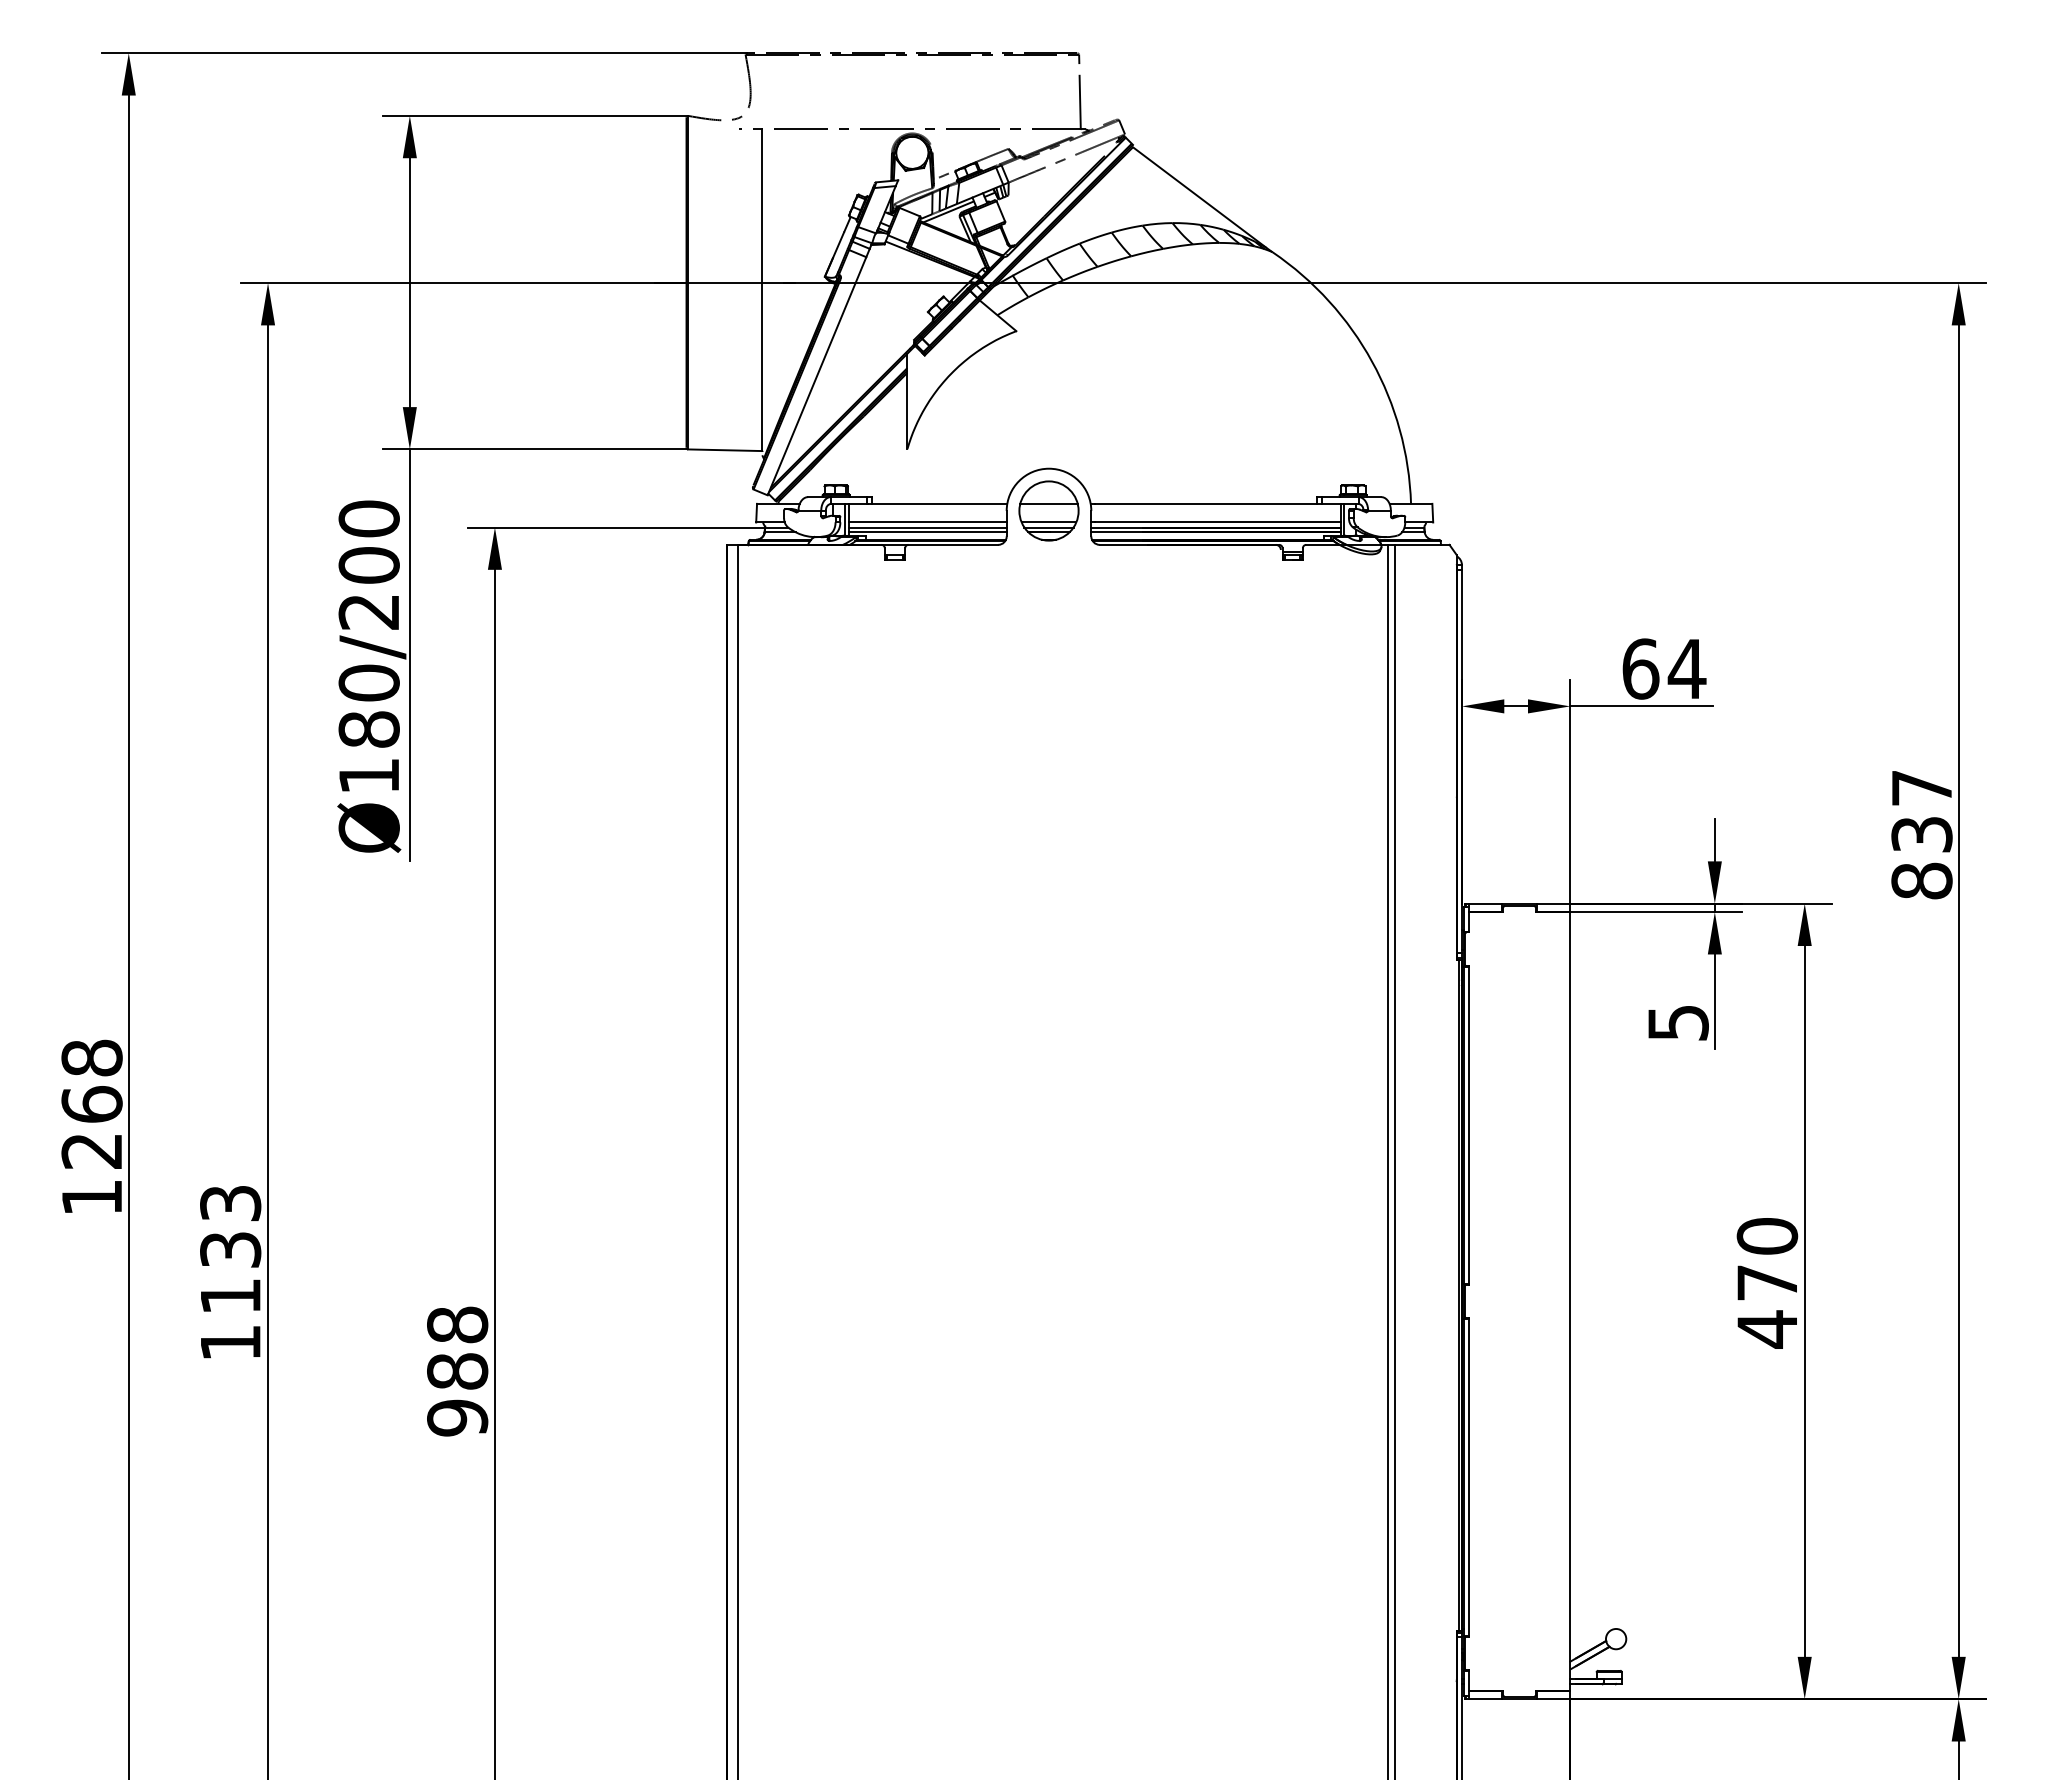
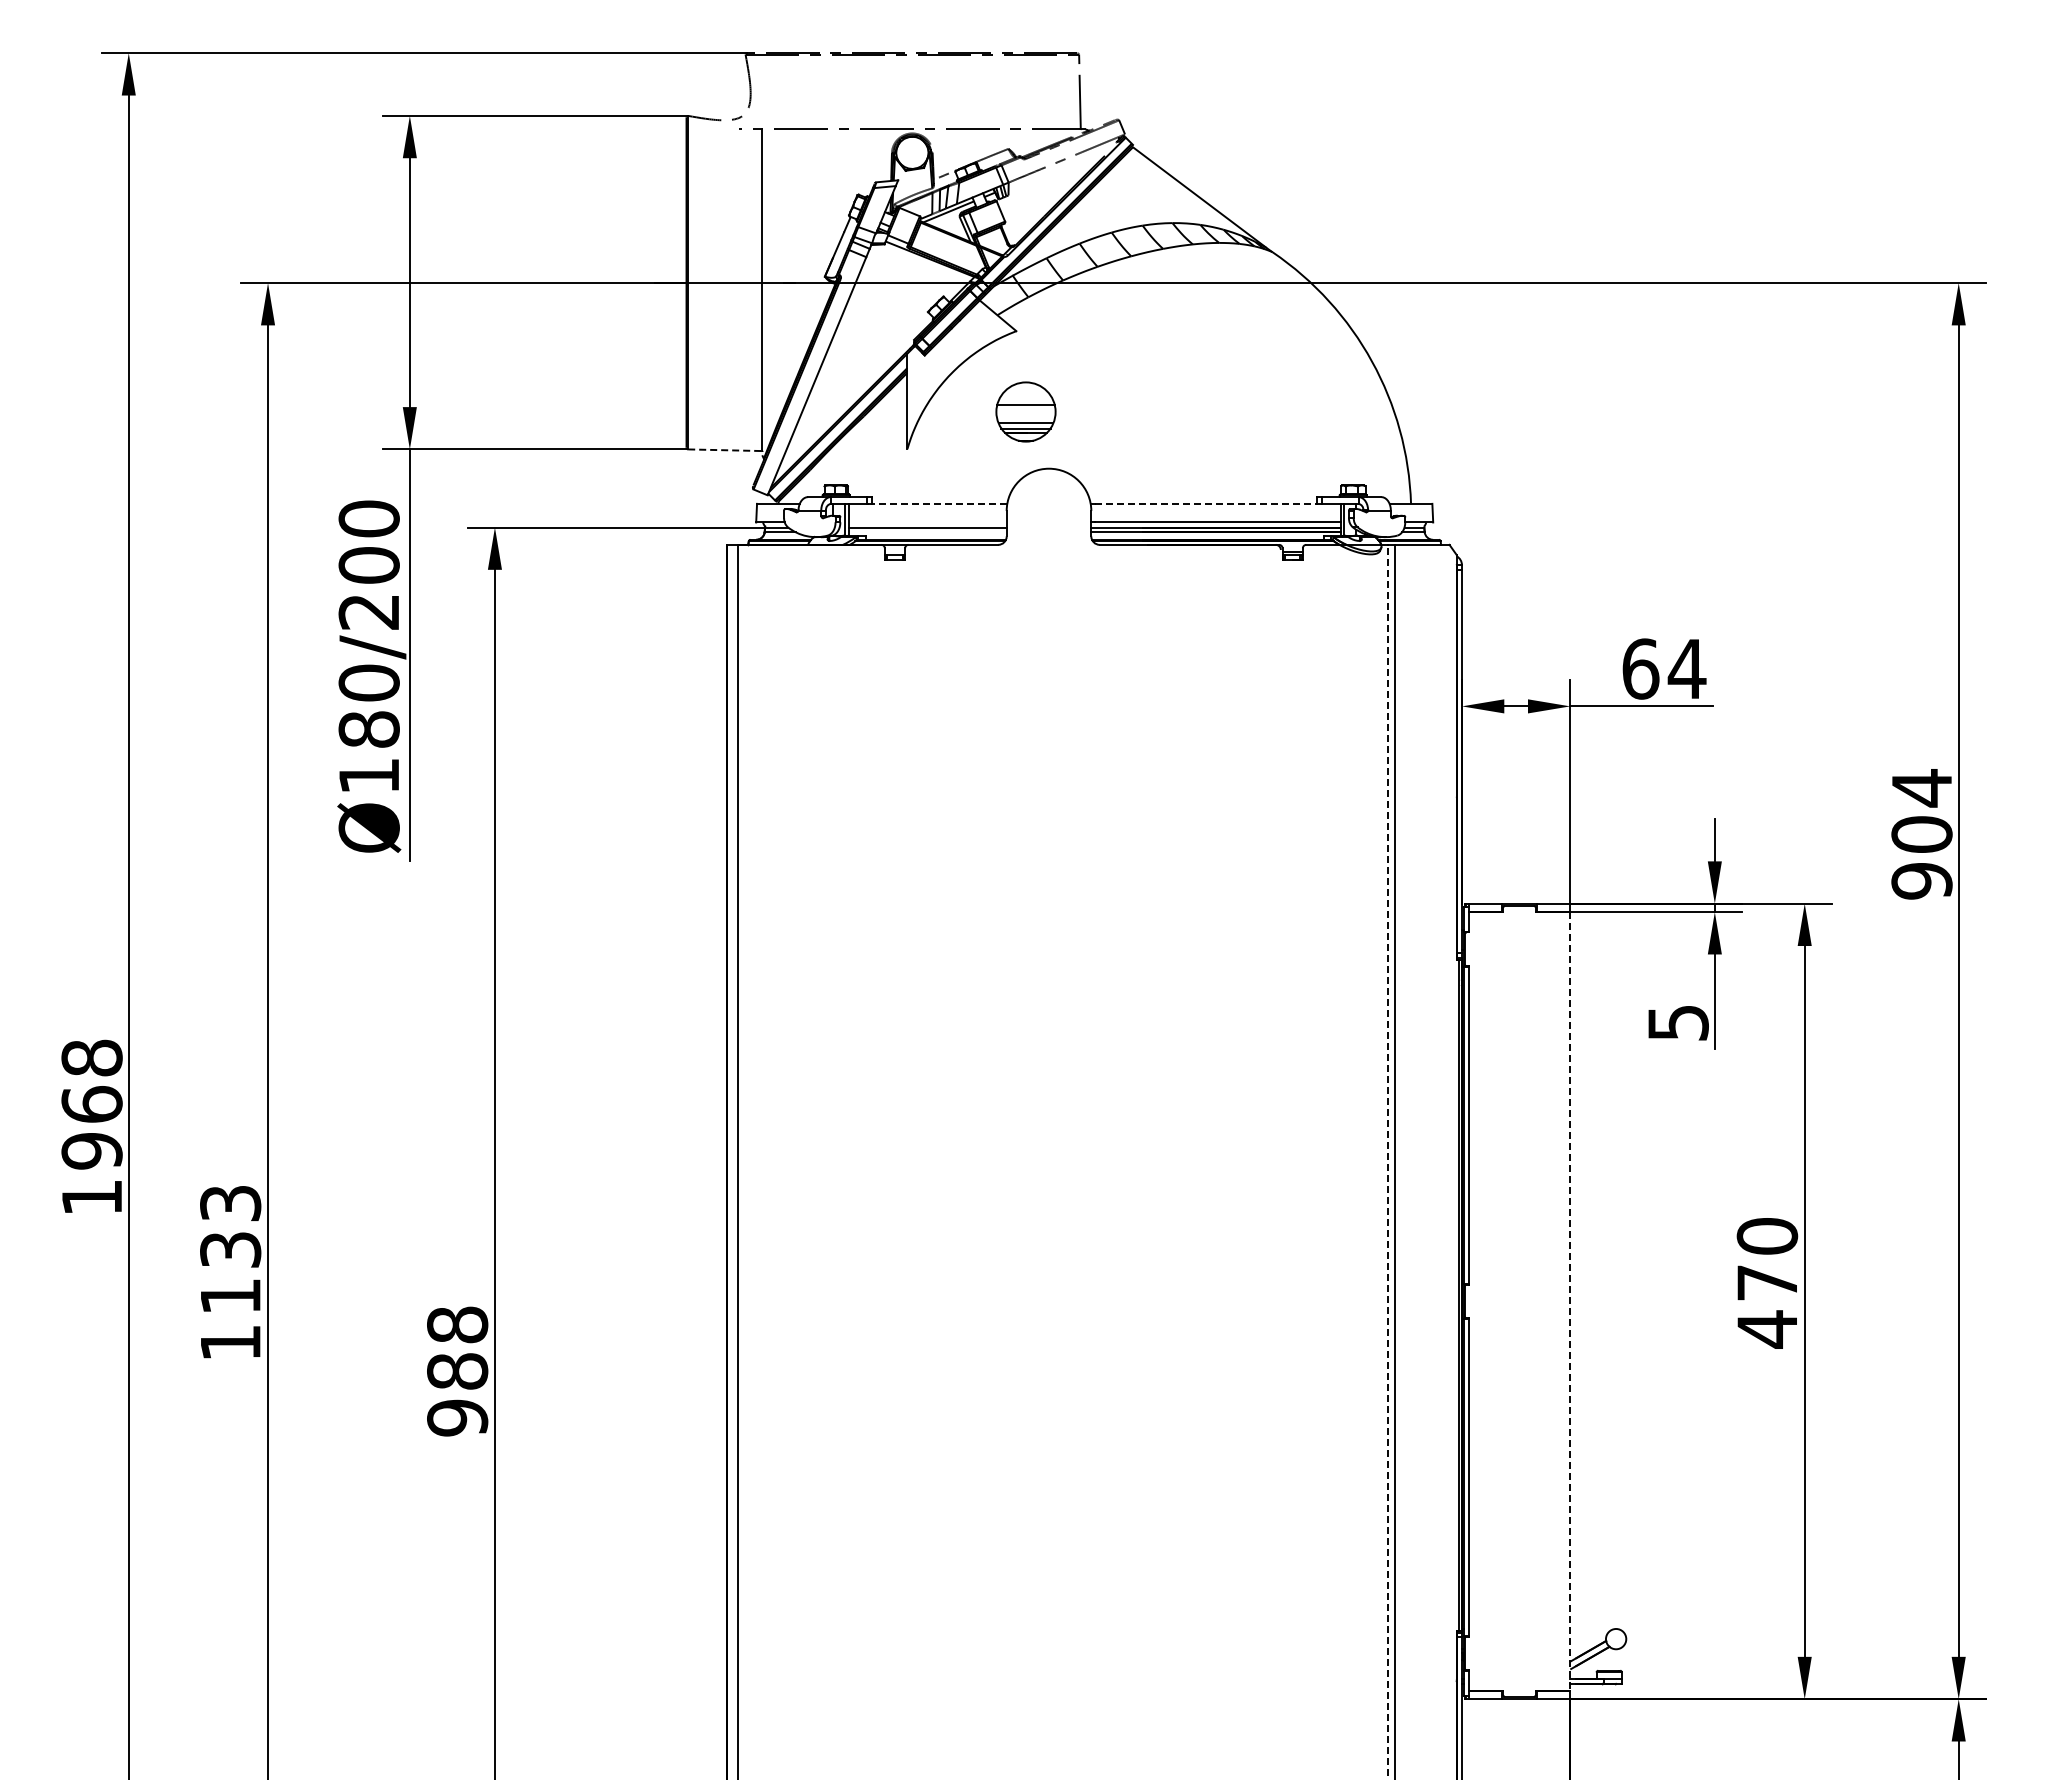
line: solid -> dashed (725, 450)
line: solid -> dashed (937, 503)
line: solid -> dashed (1208, 503)
part position: (1048, 510) -> (1025, 411) (1025, 411)
line: present -> none (927, 522)
line: present -> none (927, 532)
text: 837 -> 904 (1921, 834)
text: 1268 -> 1968 (91, 1151)
line: solid -> dashed (1387, 1161)
line: solid -> dashed (1570, 1301)
